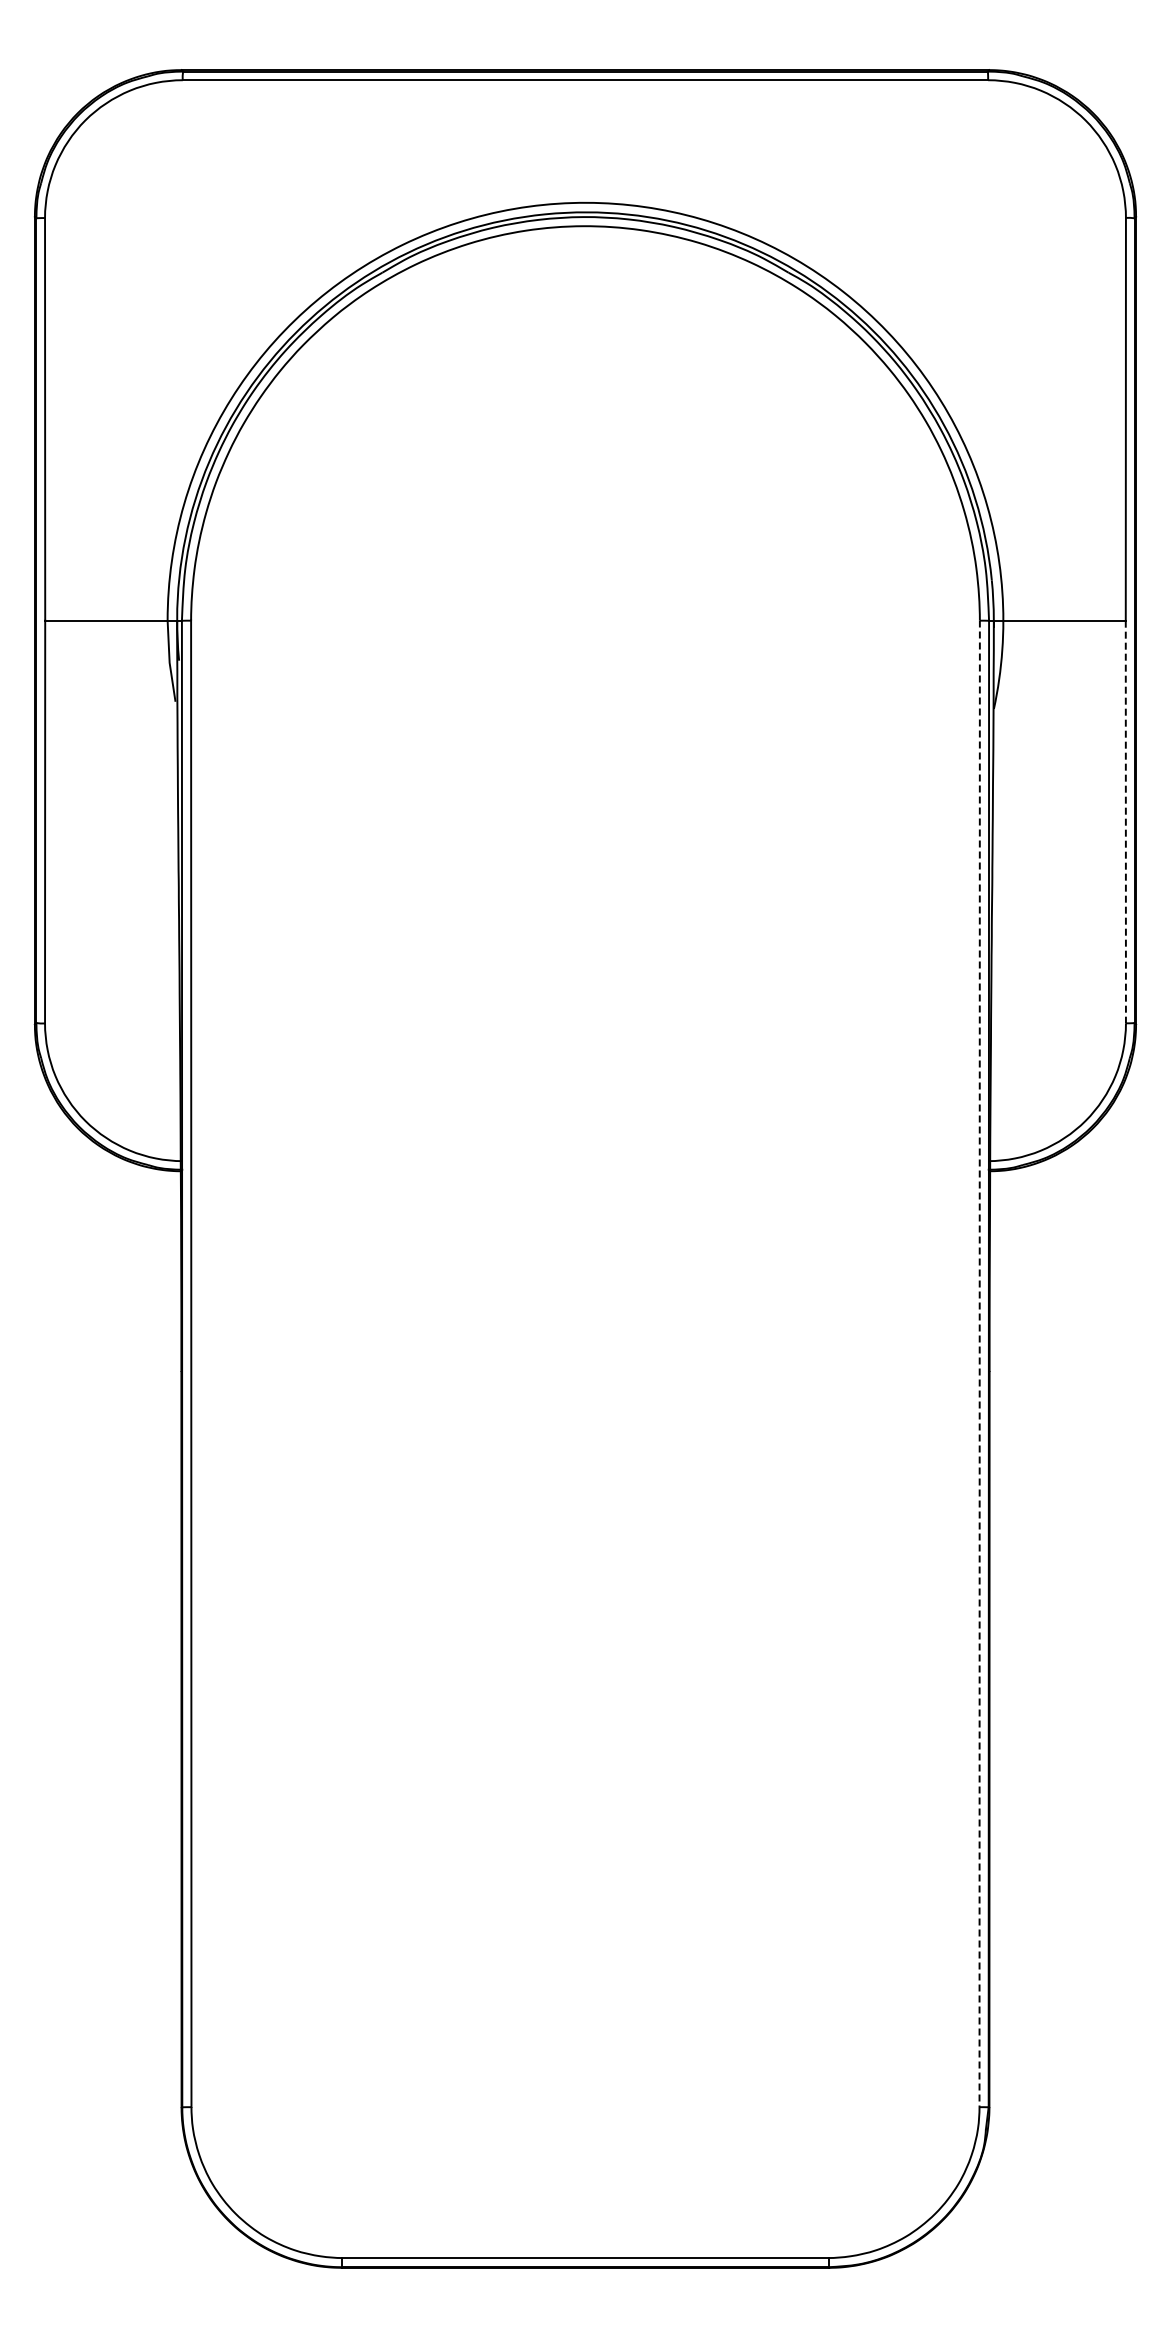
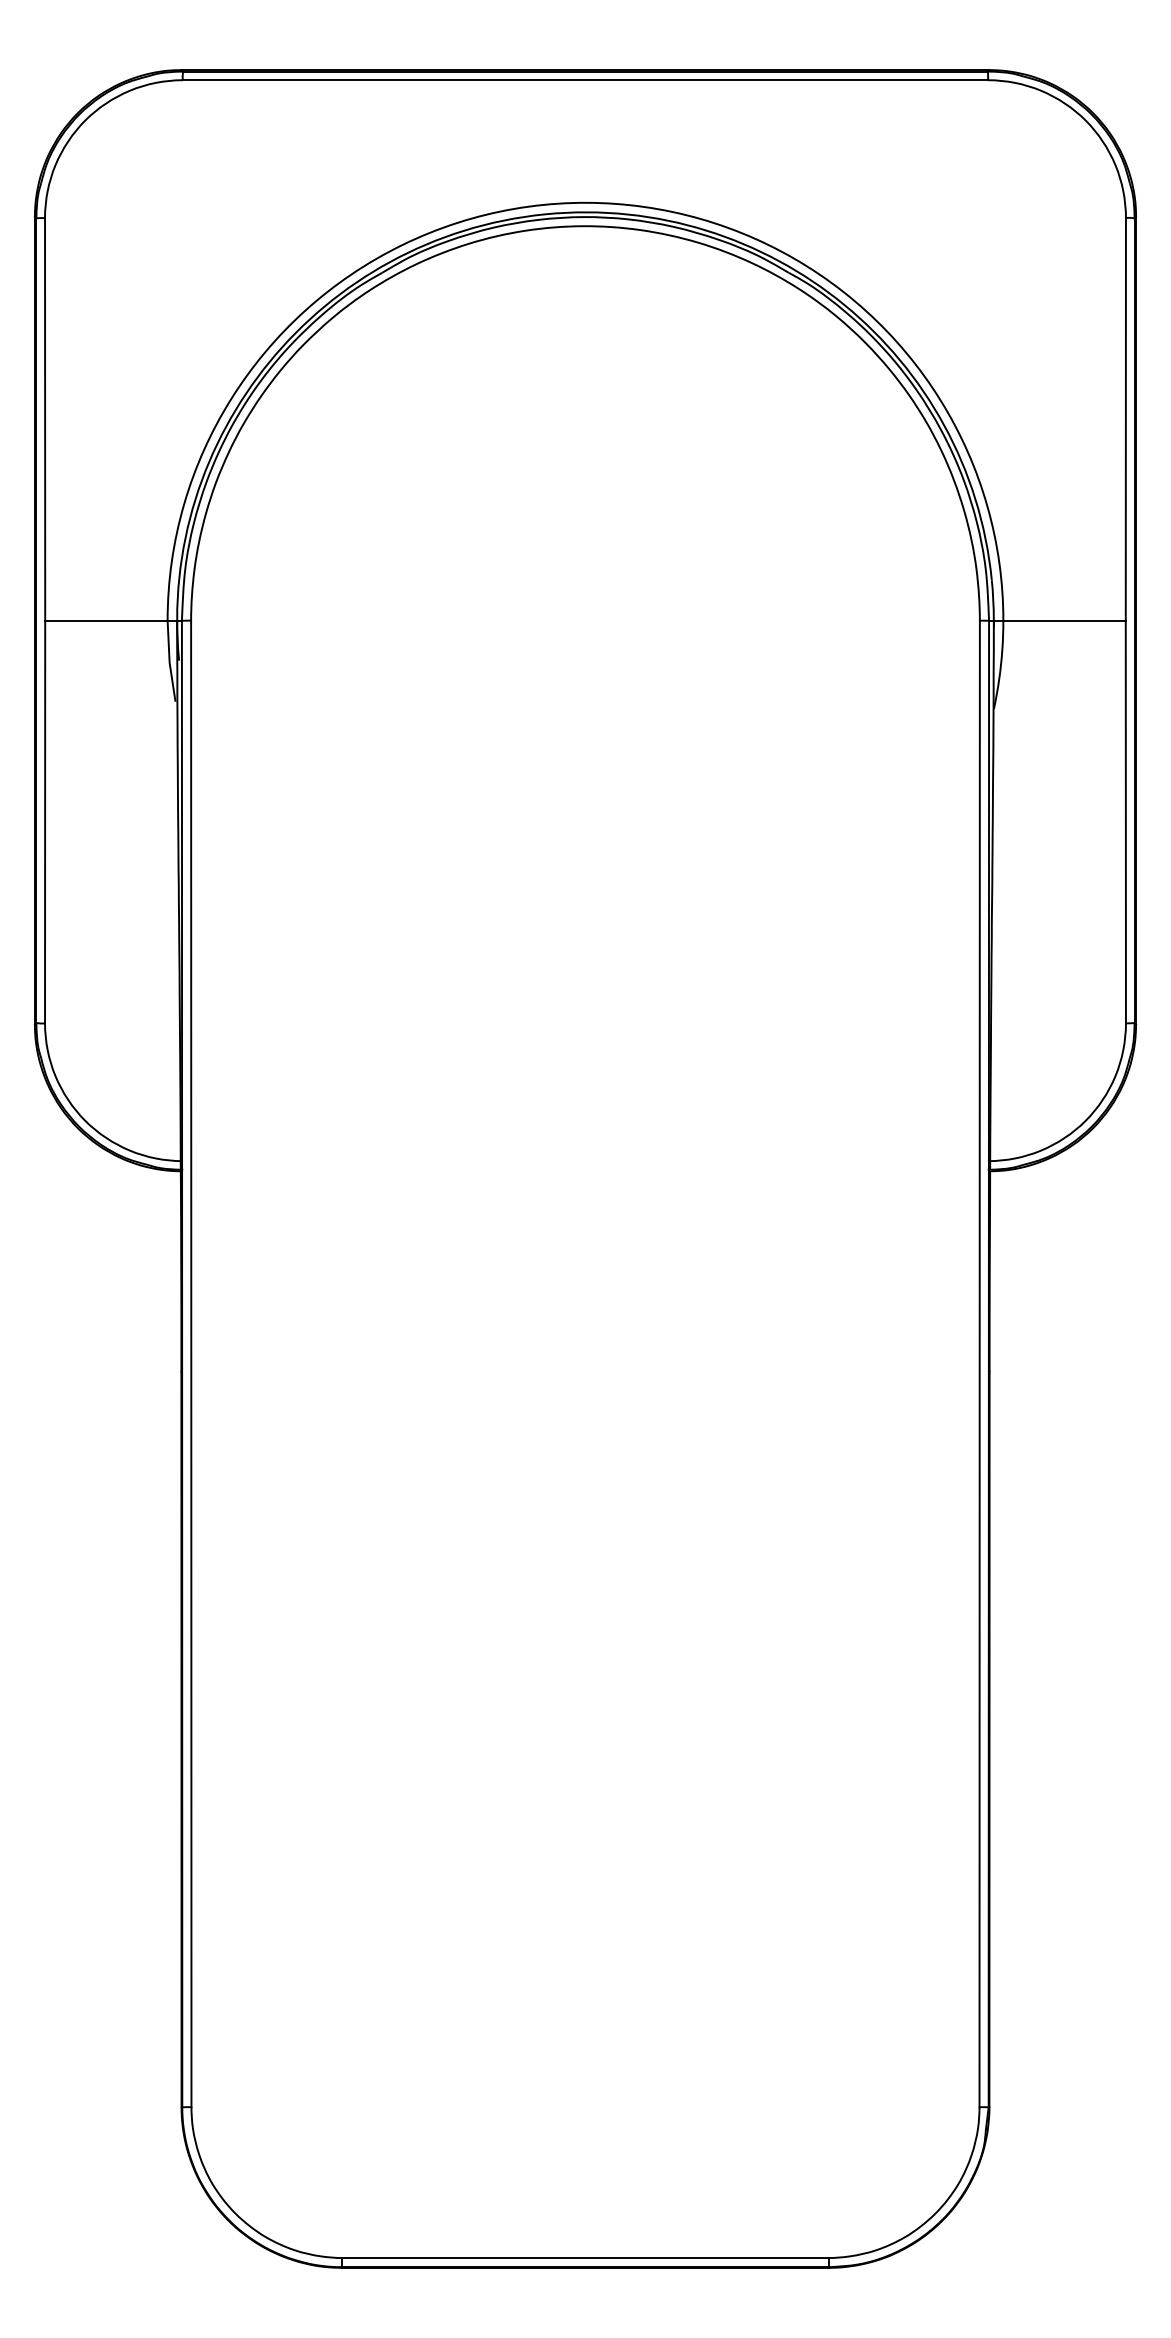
line: dashed -> solid (1125, 822)
line: dashed -> solid (979, 1364)
